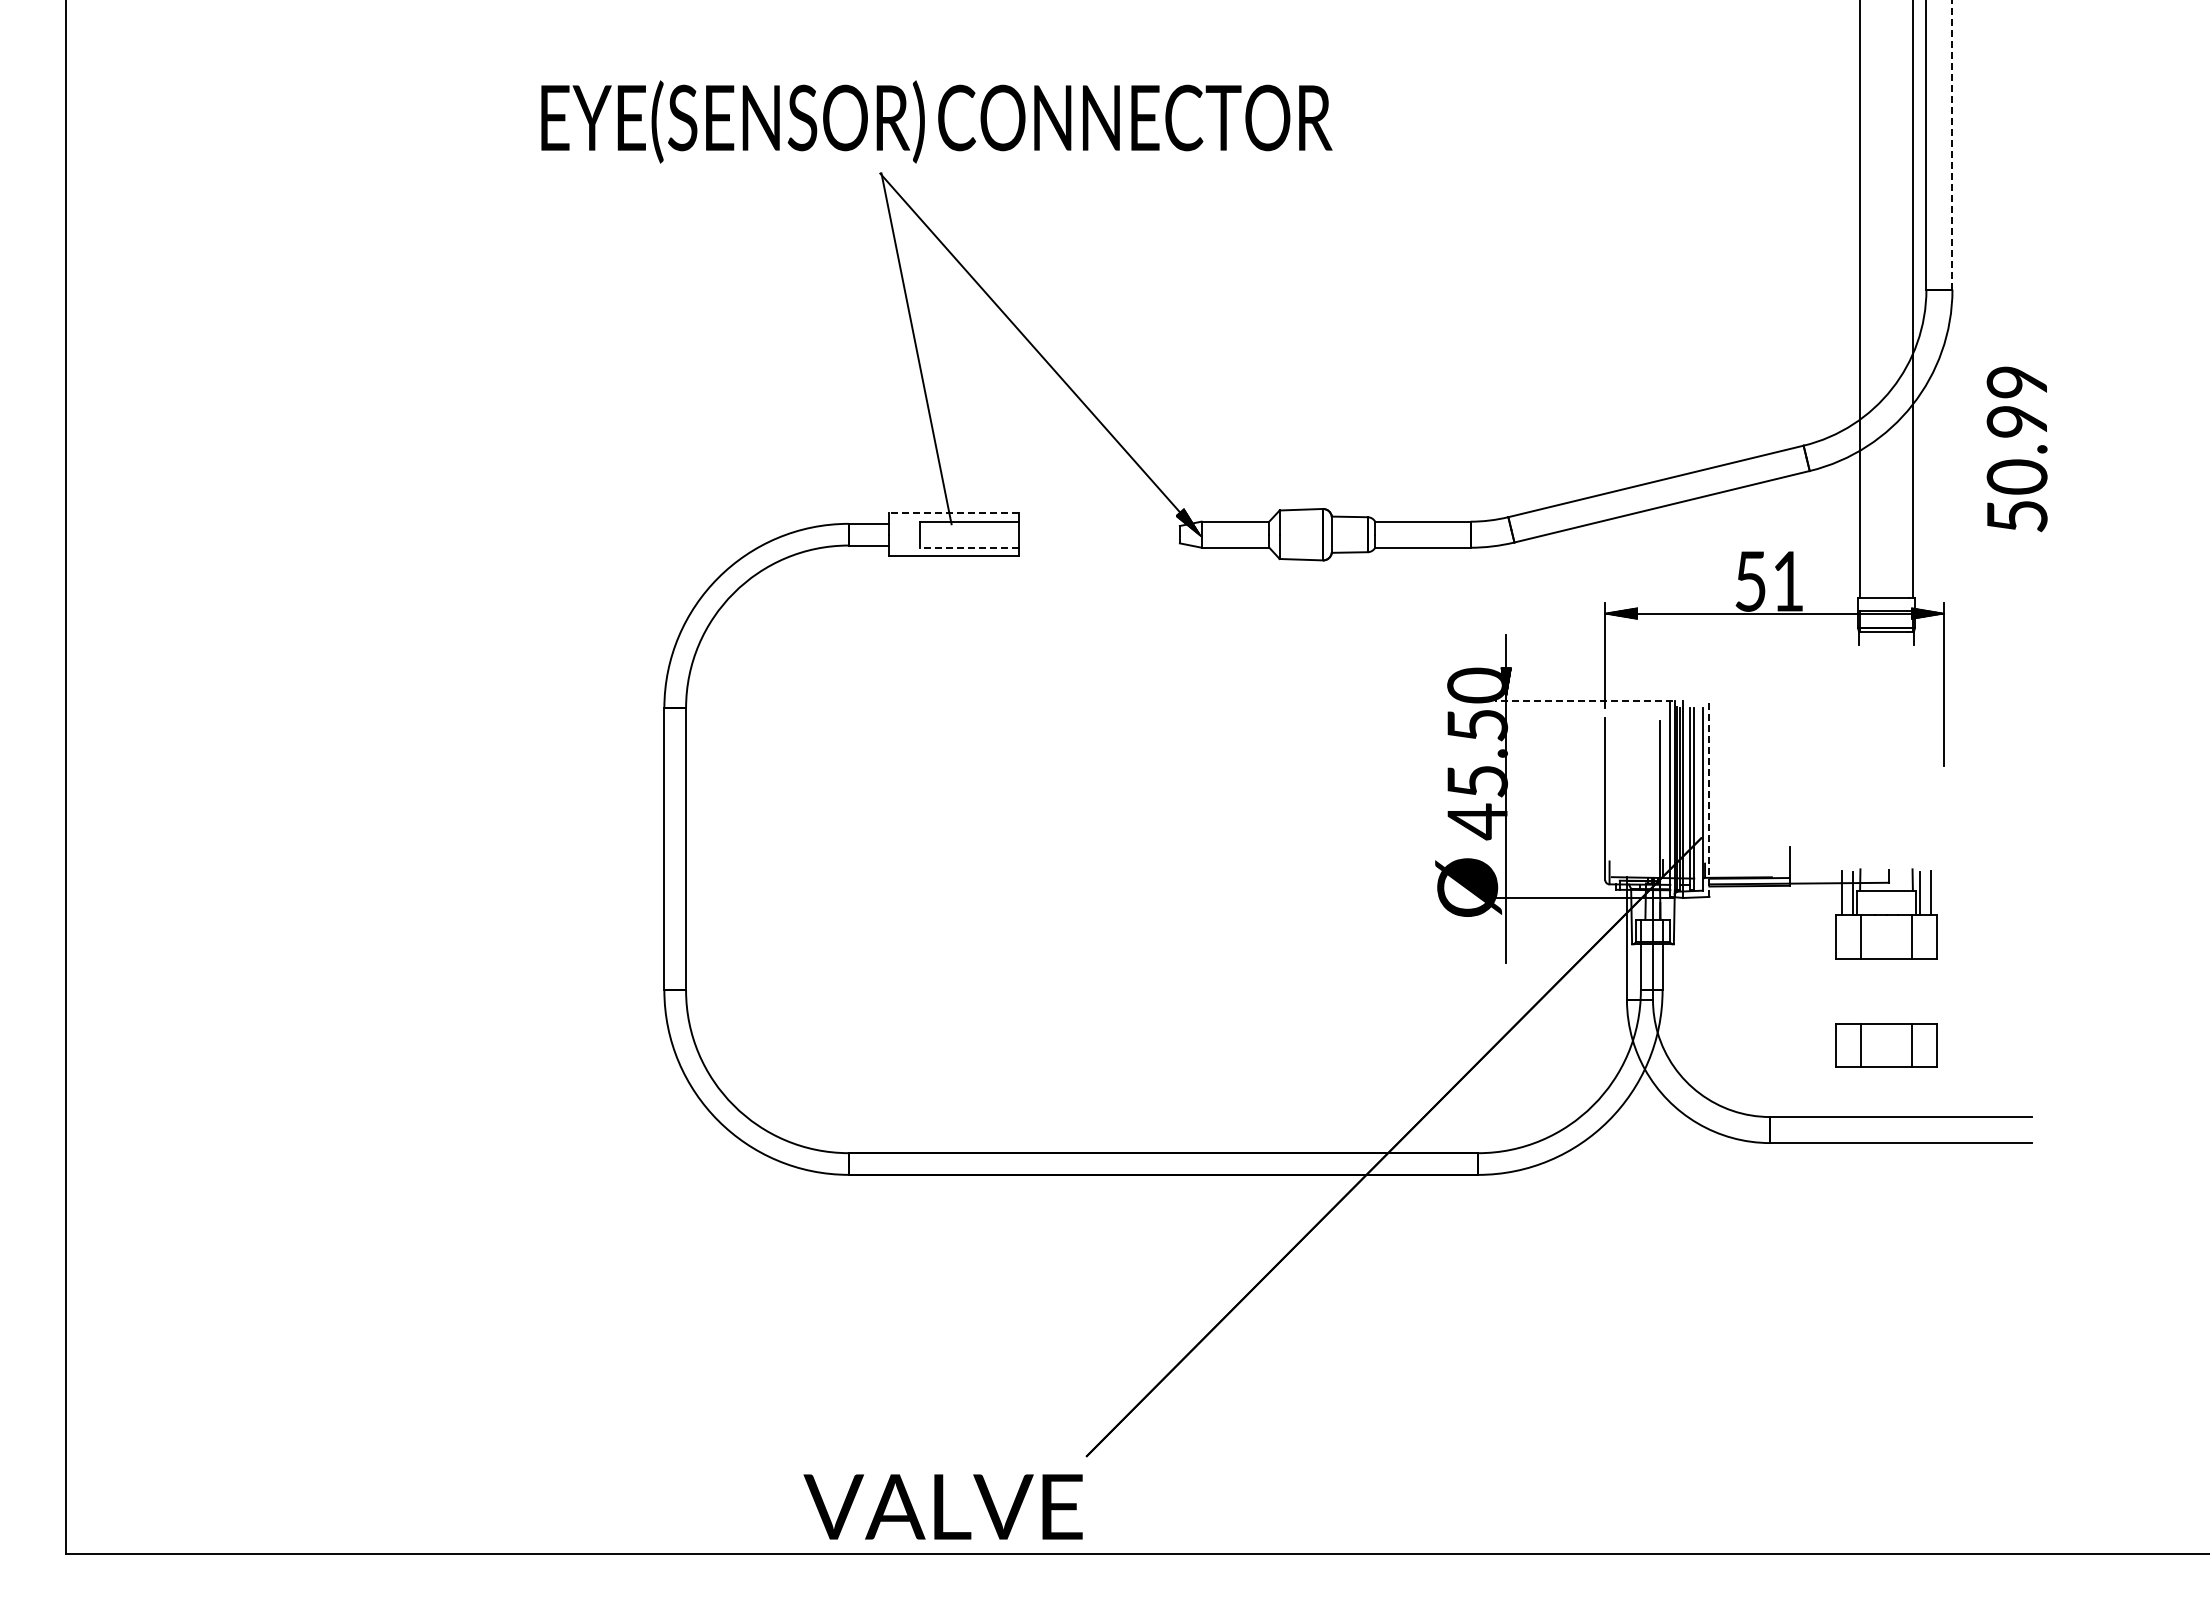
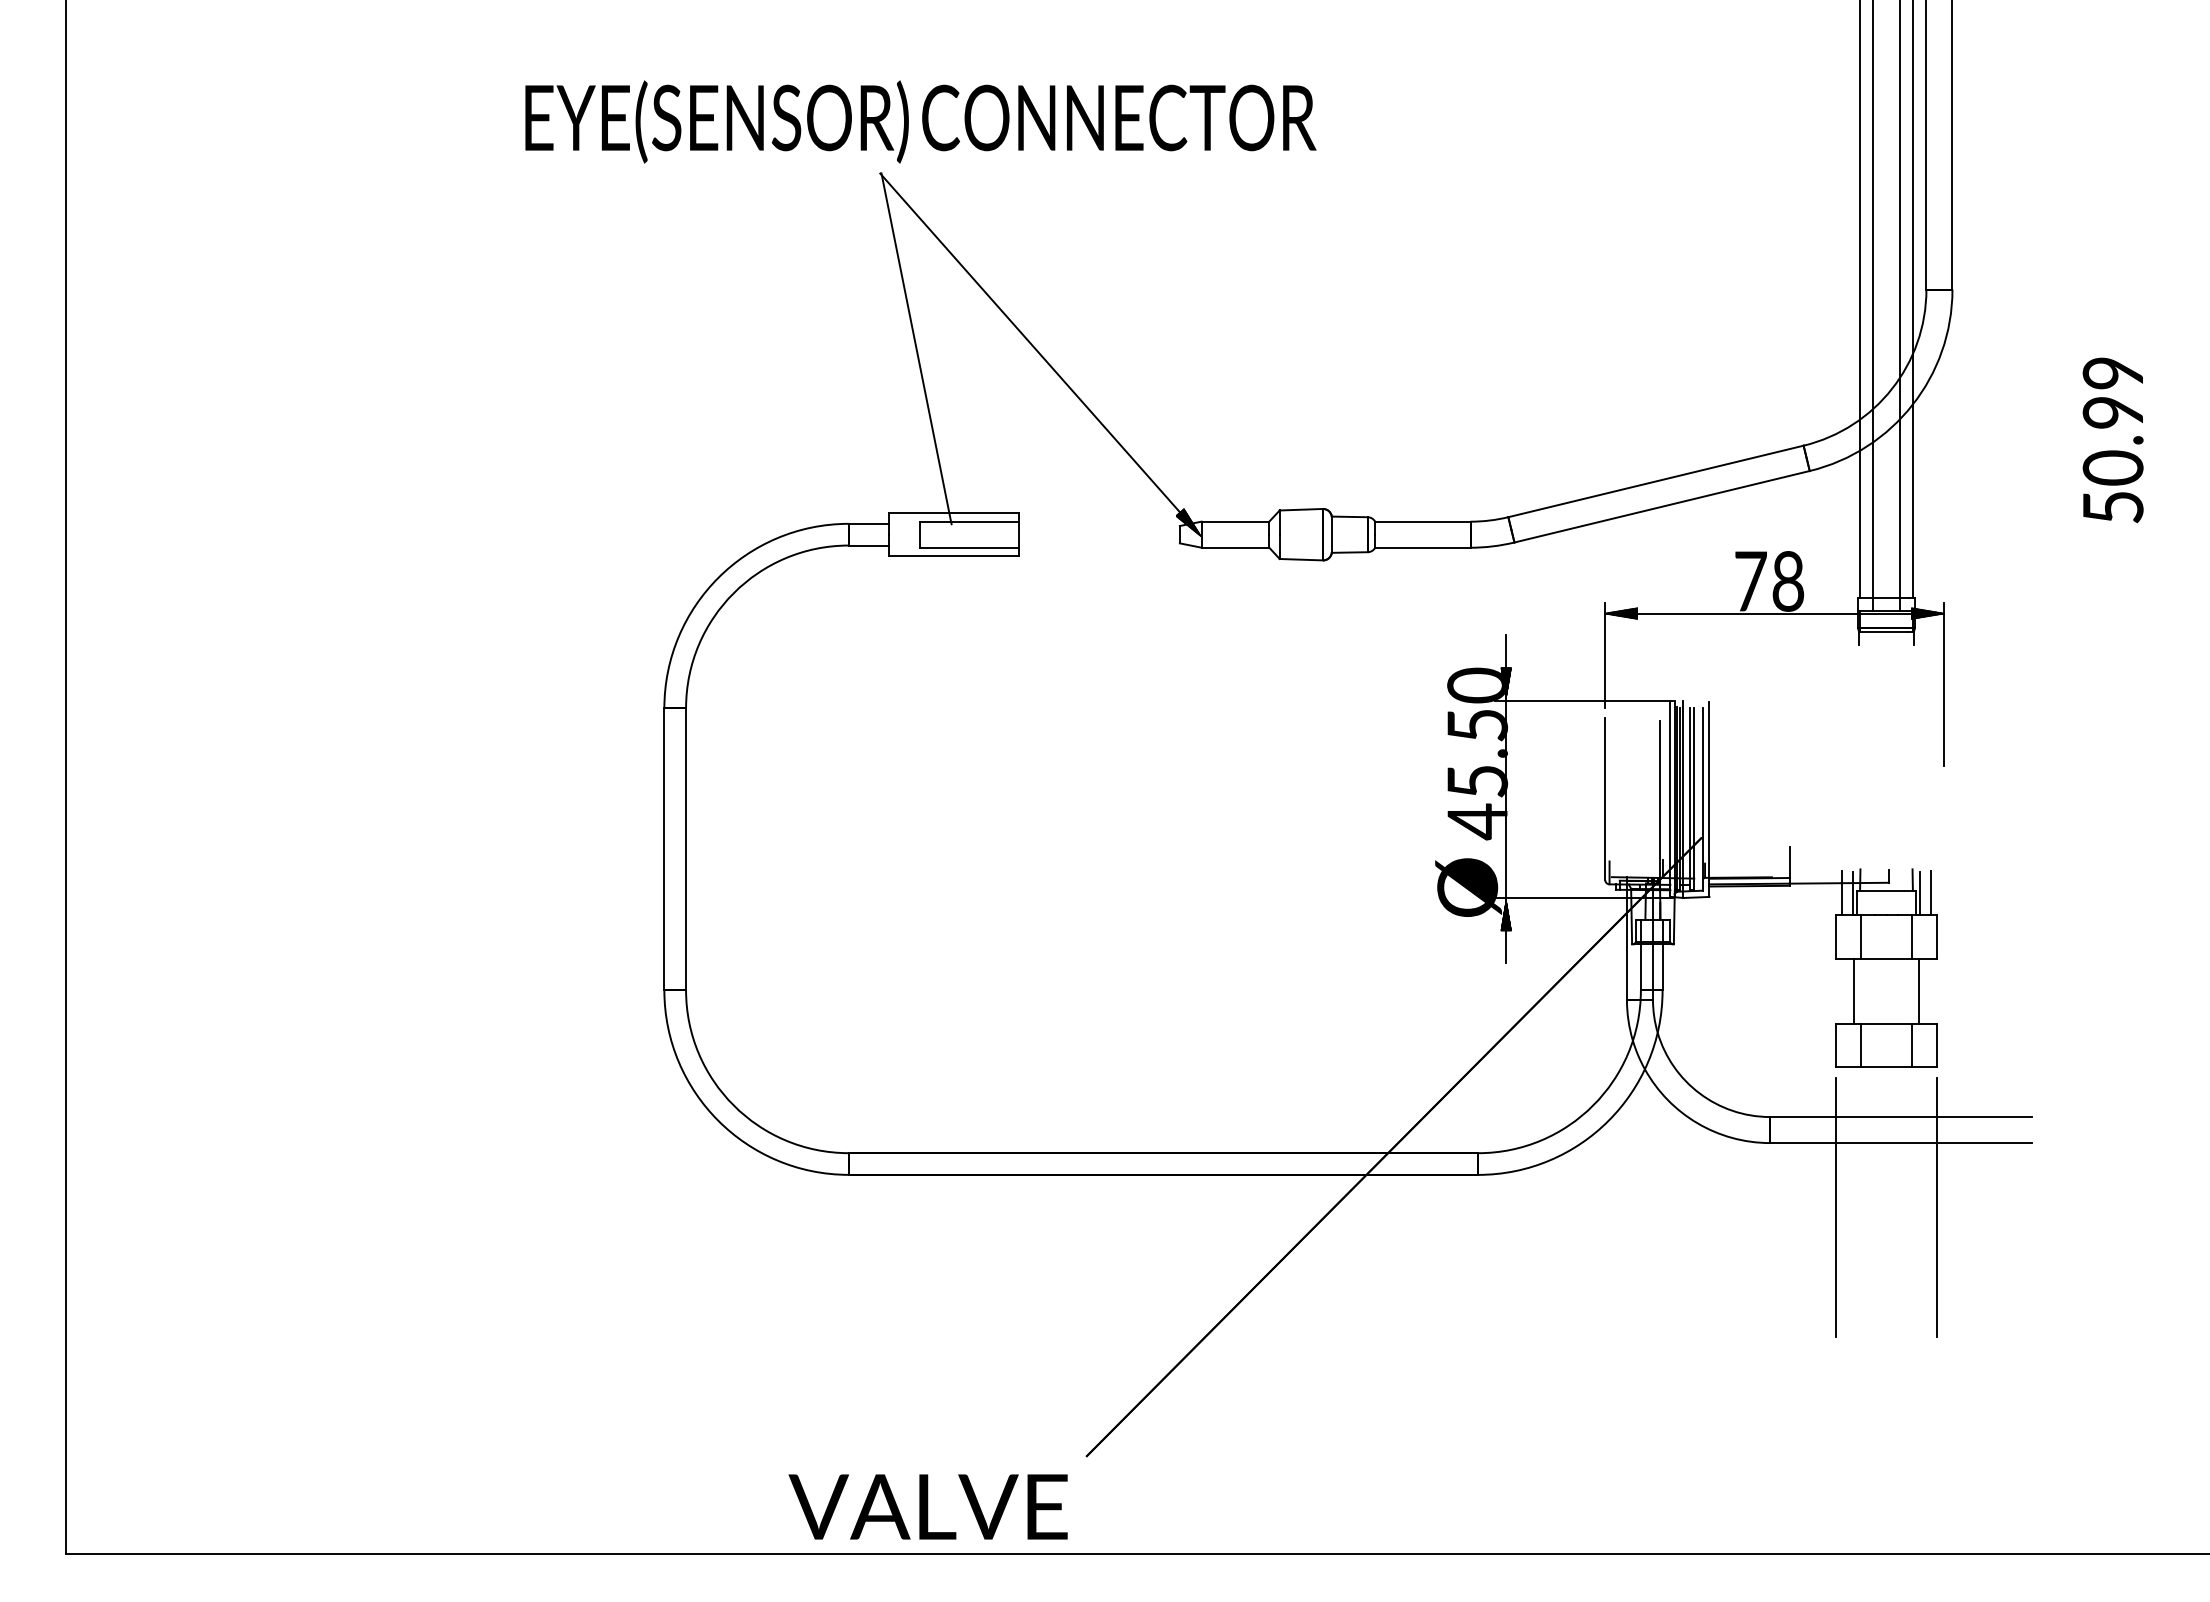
text position: (936, 121) -> (920, 121) (920, 121)
line: dashed -> solid (1952, 144)
line: none -> present (1873, 306)
line: none -> present (1899, 306)
text position: (2016, 449) -> (2112, 440) (2112, 440)
line: dashed -> solid (953, 512)
line: dashed -> solid (969, 547)
text: 51 -> 78 (1769, 581)
line: dashed -> solid (1583, 700)
line: dashed -> solid (1709, 799)
hatch: none -> present (1505, 914)
line: none -> present (1853, 990)
line: none -> present (1919, 990)
line: none -> present (1836, 1207)
line: none -> present (1936, 1207)
text position: (942, 1506) -> (927, 1506) (927, 1506)
